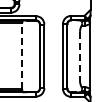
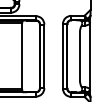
line: dashed -> solid (22, 56)
line: dashed -> solid (80, 56)
